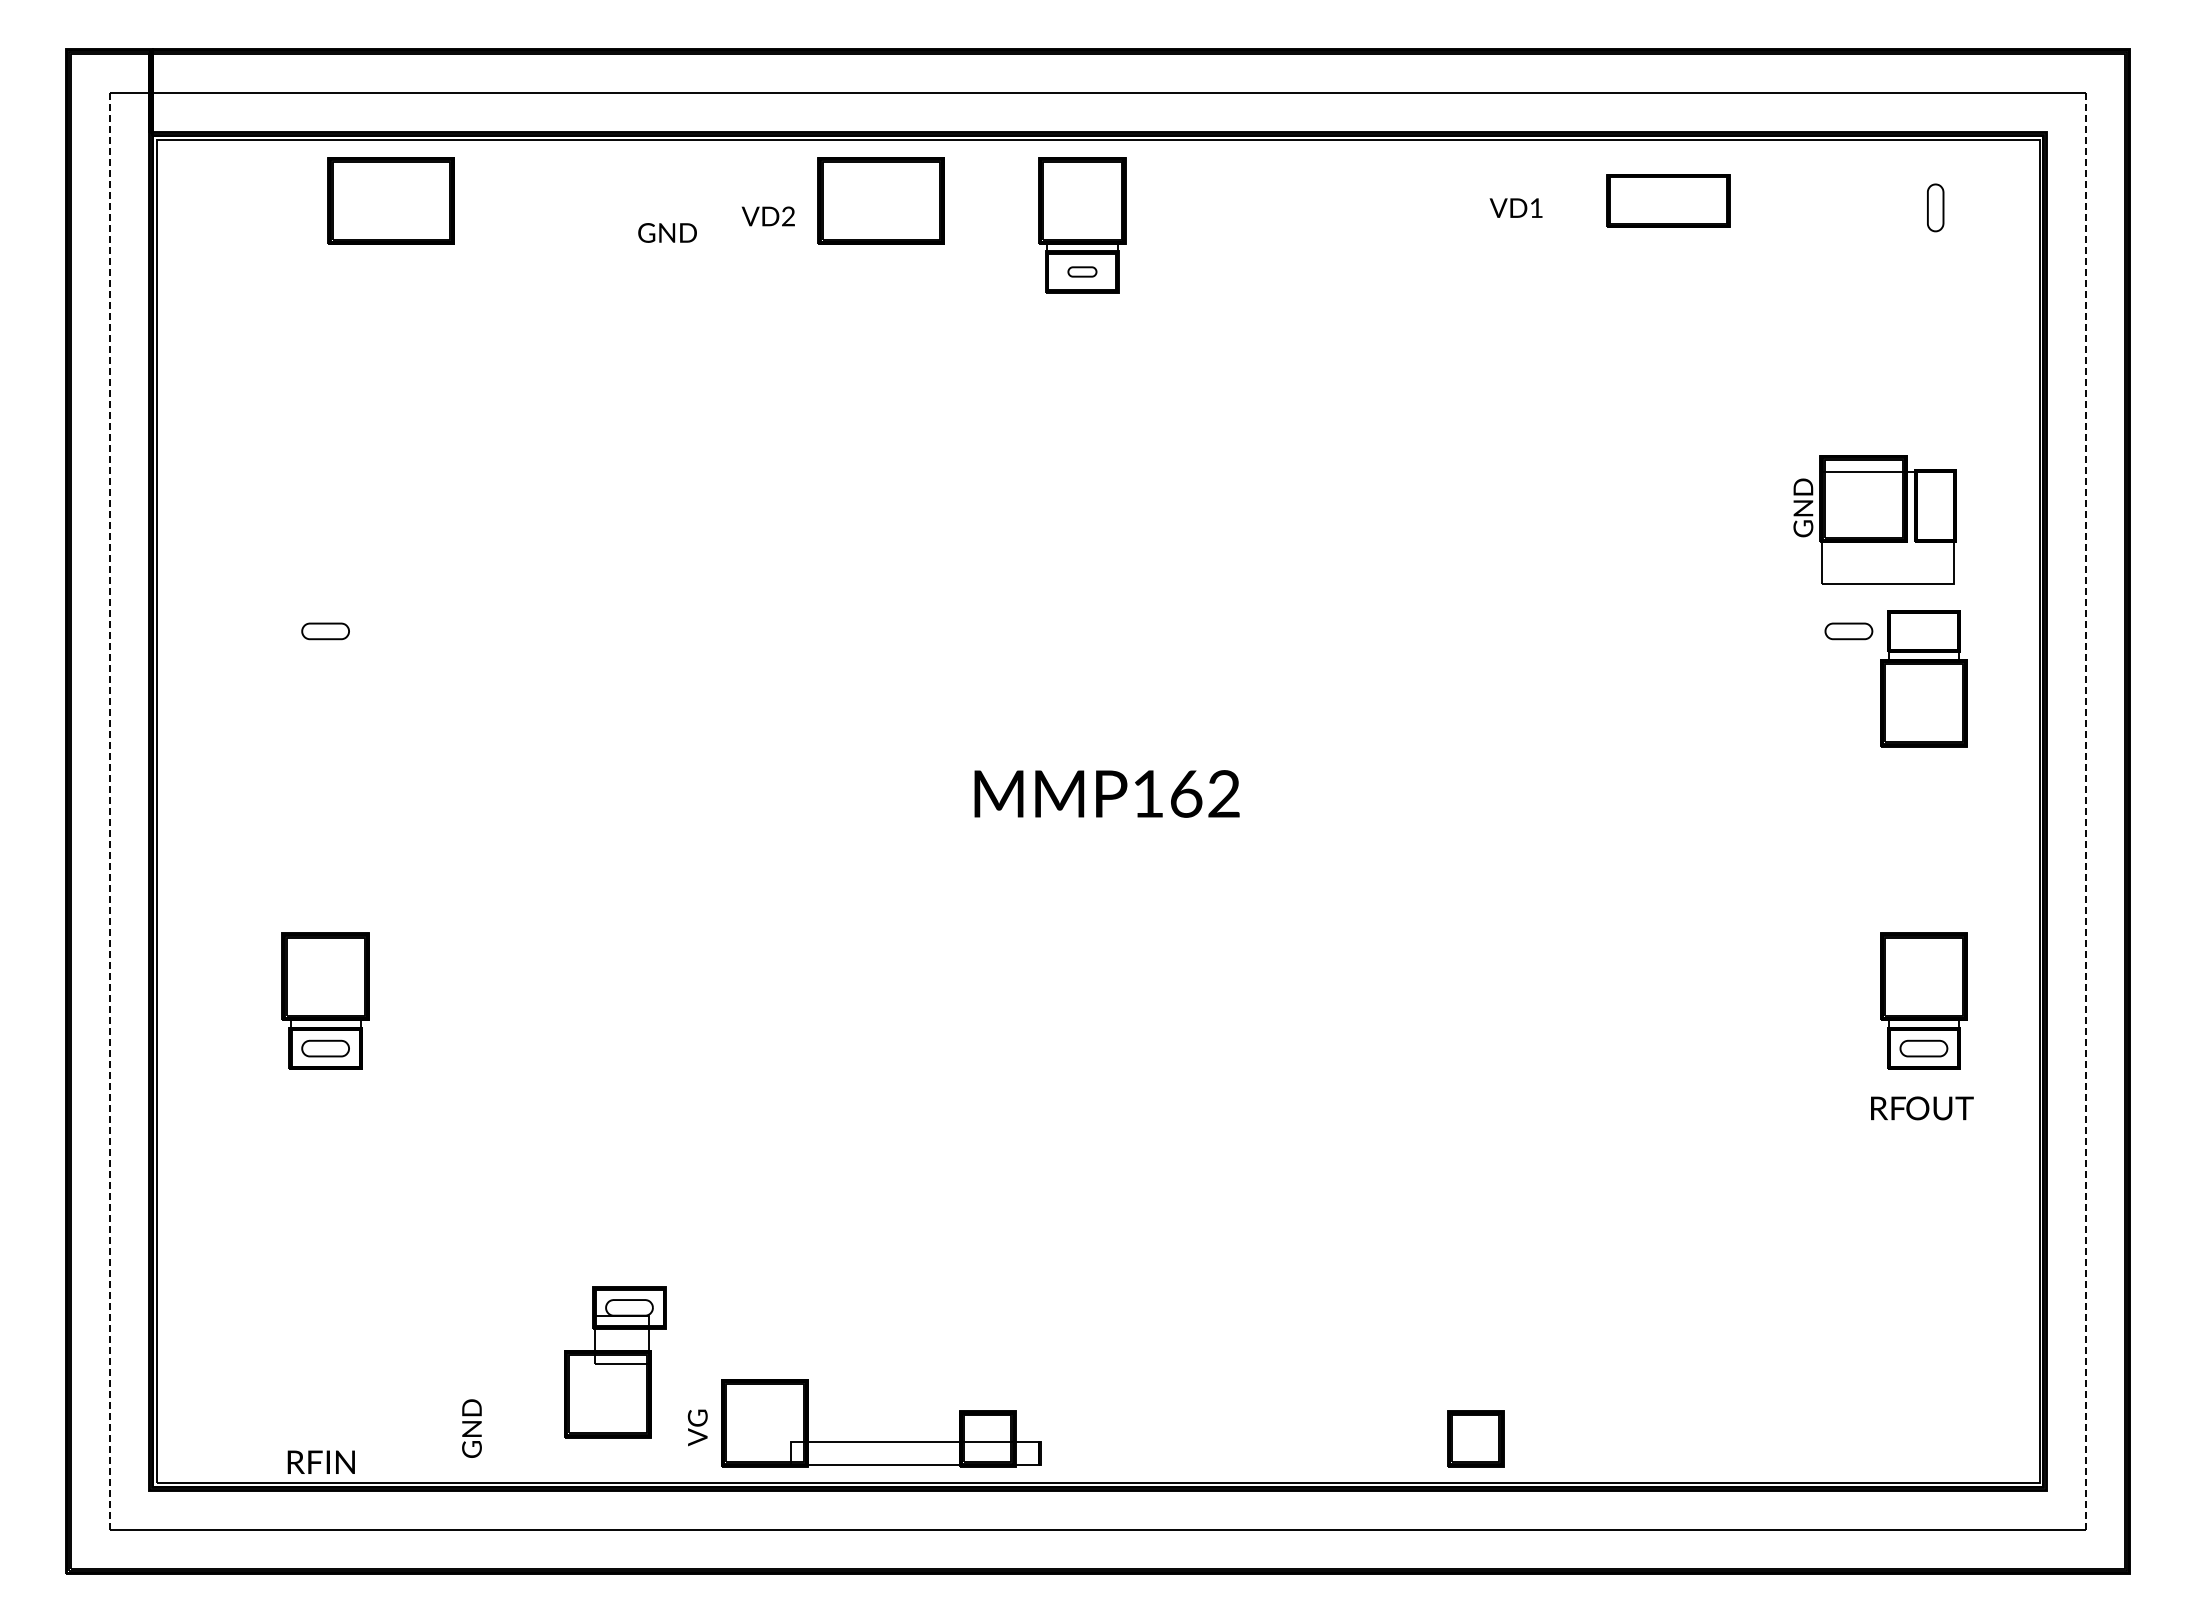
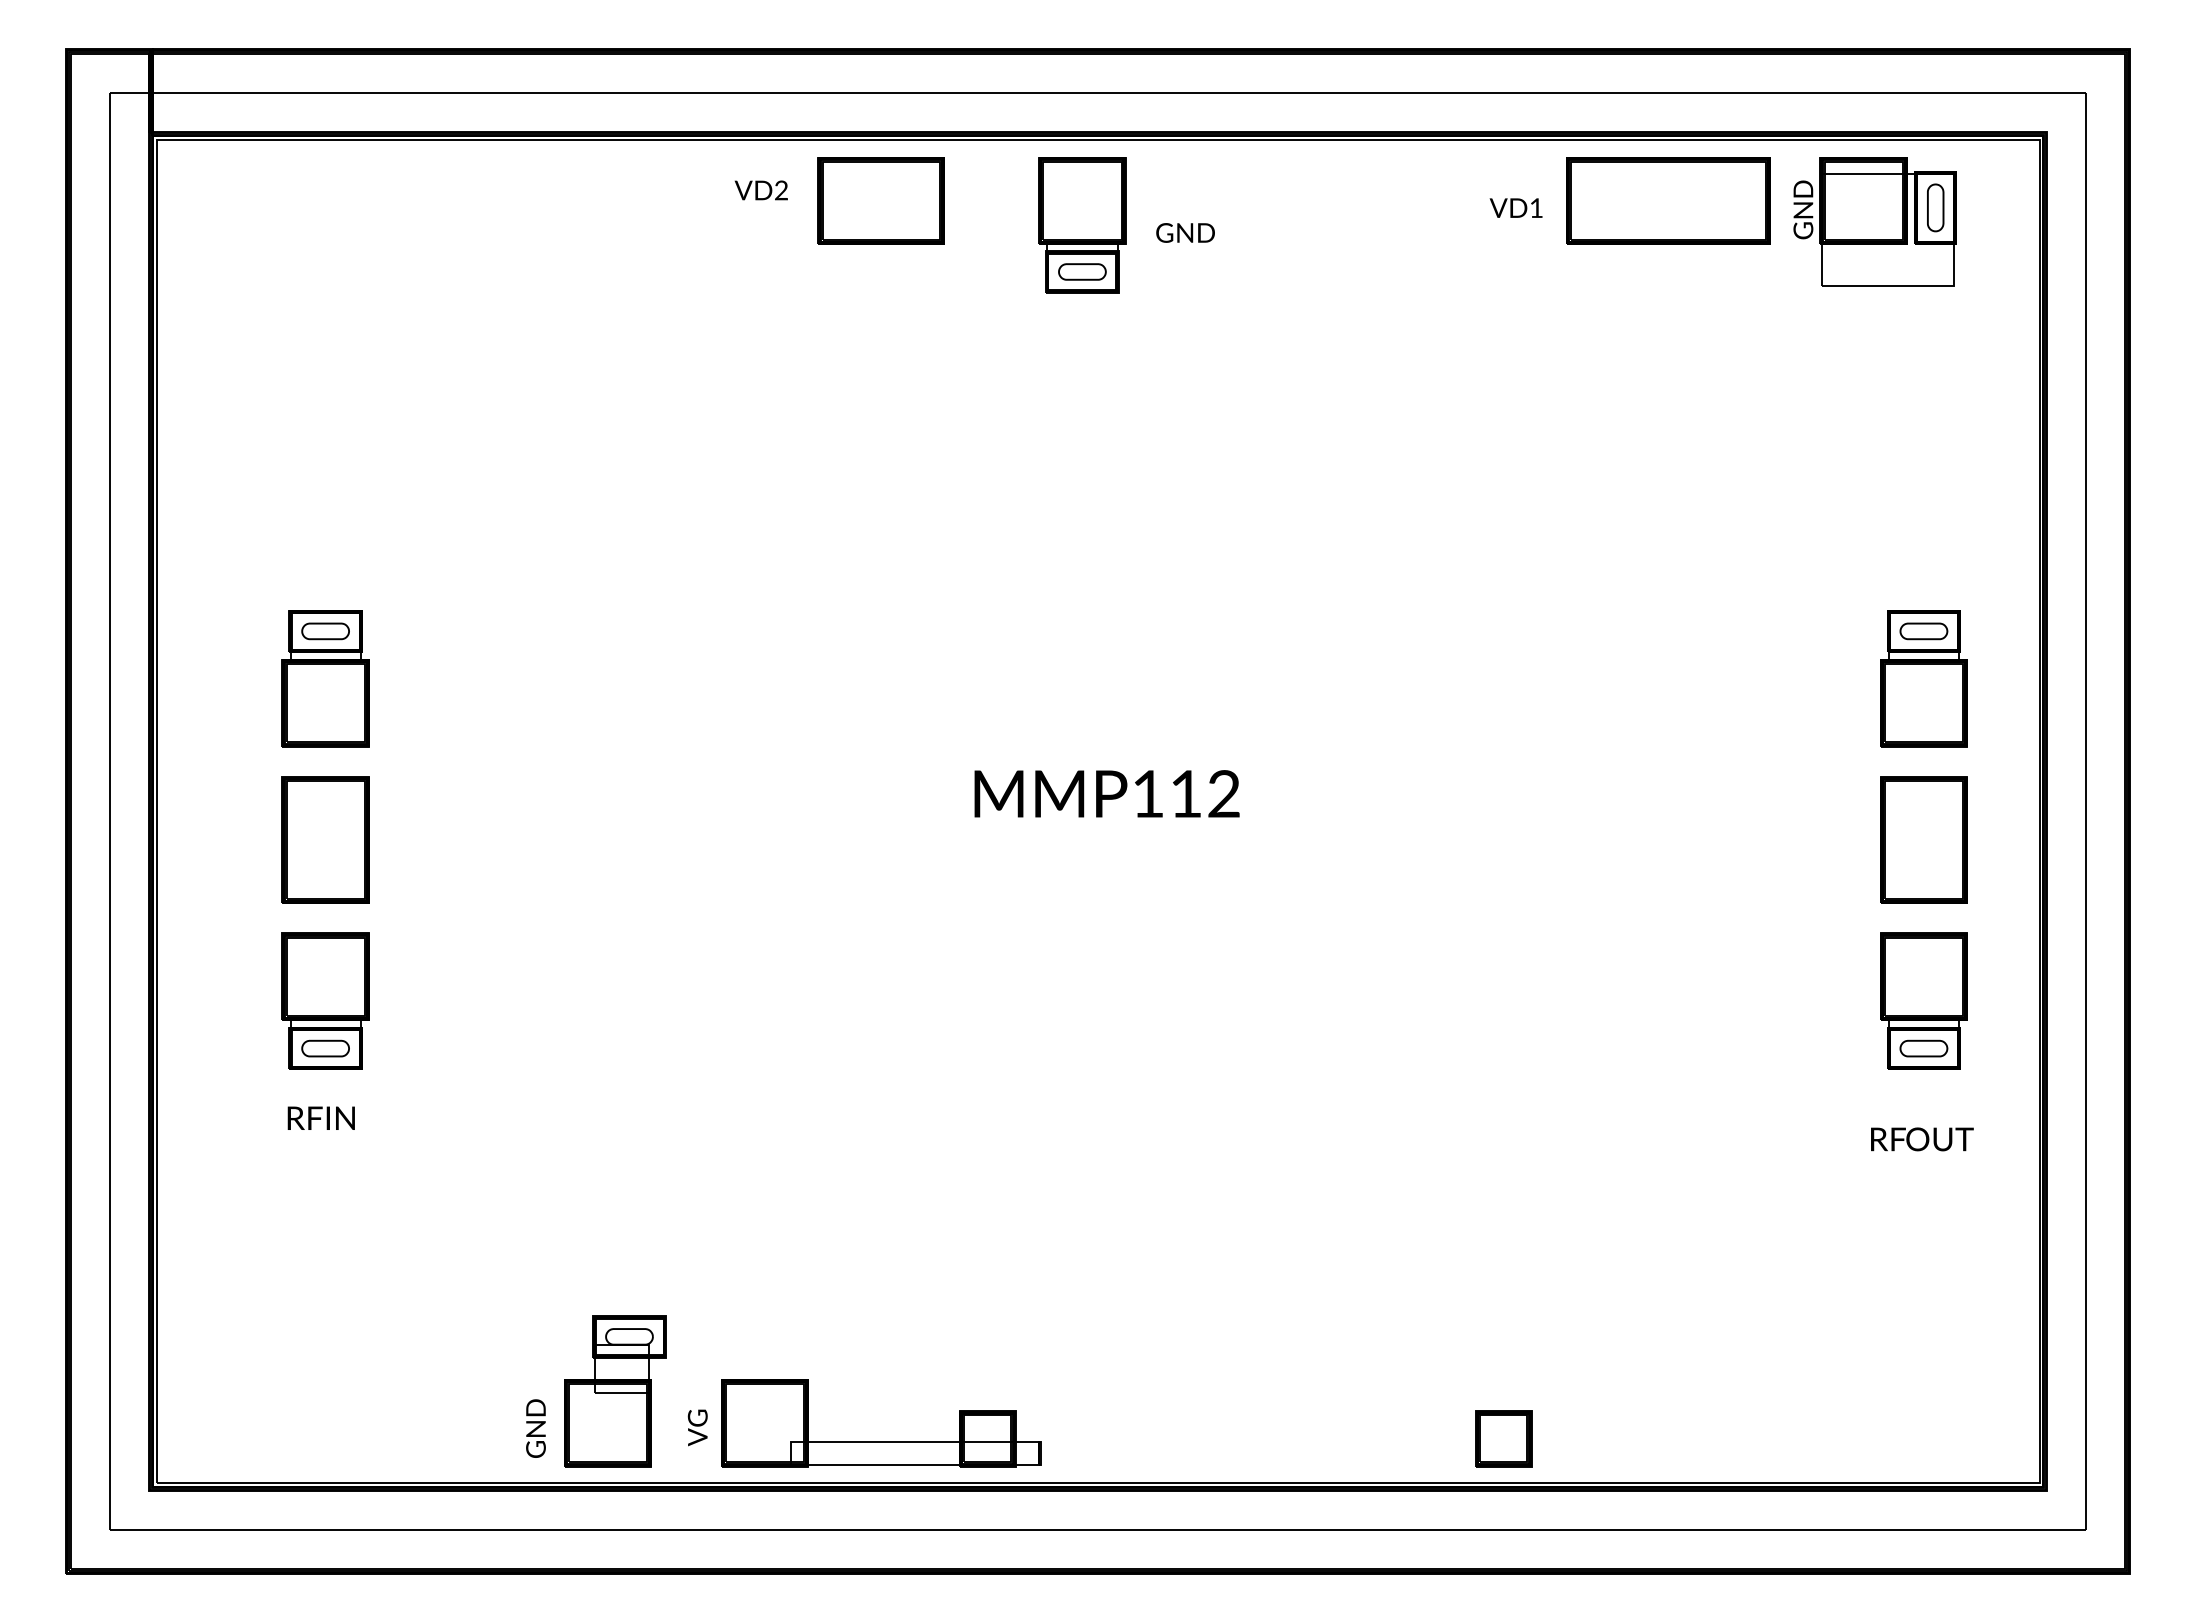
part: present -> none (390, 200)
part size: 125x54 px -> 205x88 px (1668, 200)
text position: (767, 216) -> (760, 190) (760, 190)
text position: (667, 232) -> (1185, 232) (1185, 232)
part size: 31x12 px -> 49x18 px (1082, 271)
part position: (1874, 519) -> (1874, 221) (1874, 221)
part position: (1848, 631) -> (1923, 631) (1923, 631)
part: none -> present (325, 678)
text: MMP162 -> MMP112 (1186, 793)
line: dashed -> solid (109, 811)
line: dashed -> solid (2086, 811)
part: none -> present (325, 839)
part: none -> present (1923, 839)
text position: (1922, 1108) -> (1922, 1139) (1922, 1139)
part position: (615, 1362) -> (615, 1391) (615, 1391)
text position: (471, 1428) -> (535, 1428) (535, 1428)
part position: (1475, 1438) -> (1503, 1438) (1503, 1438)
text position: (320, 1461) -> (320, 1117) (320, 1117)
